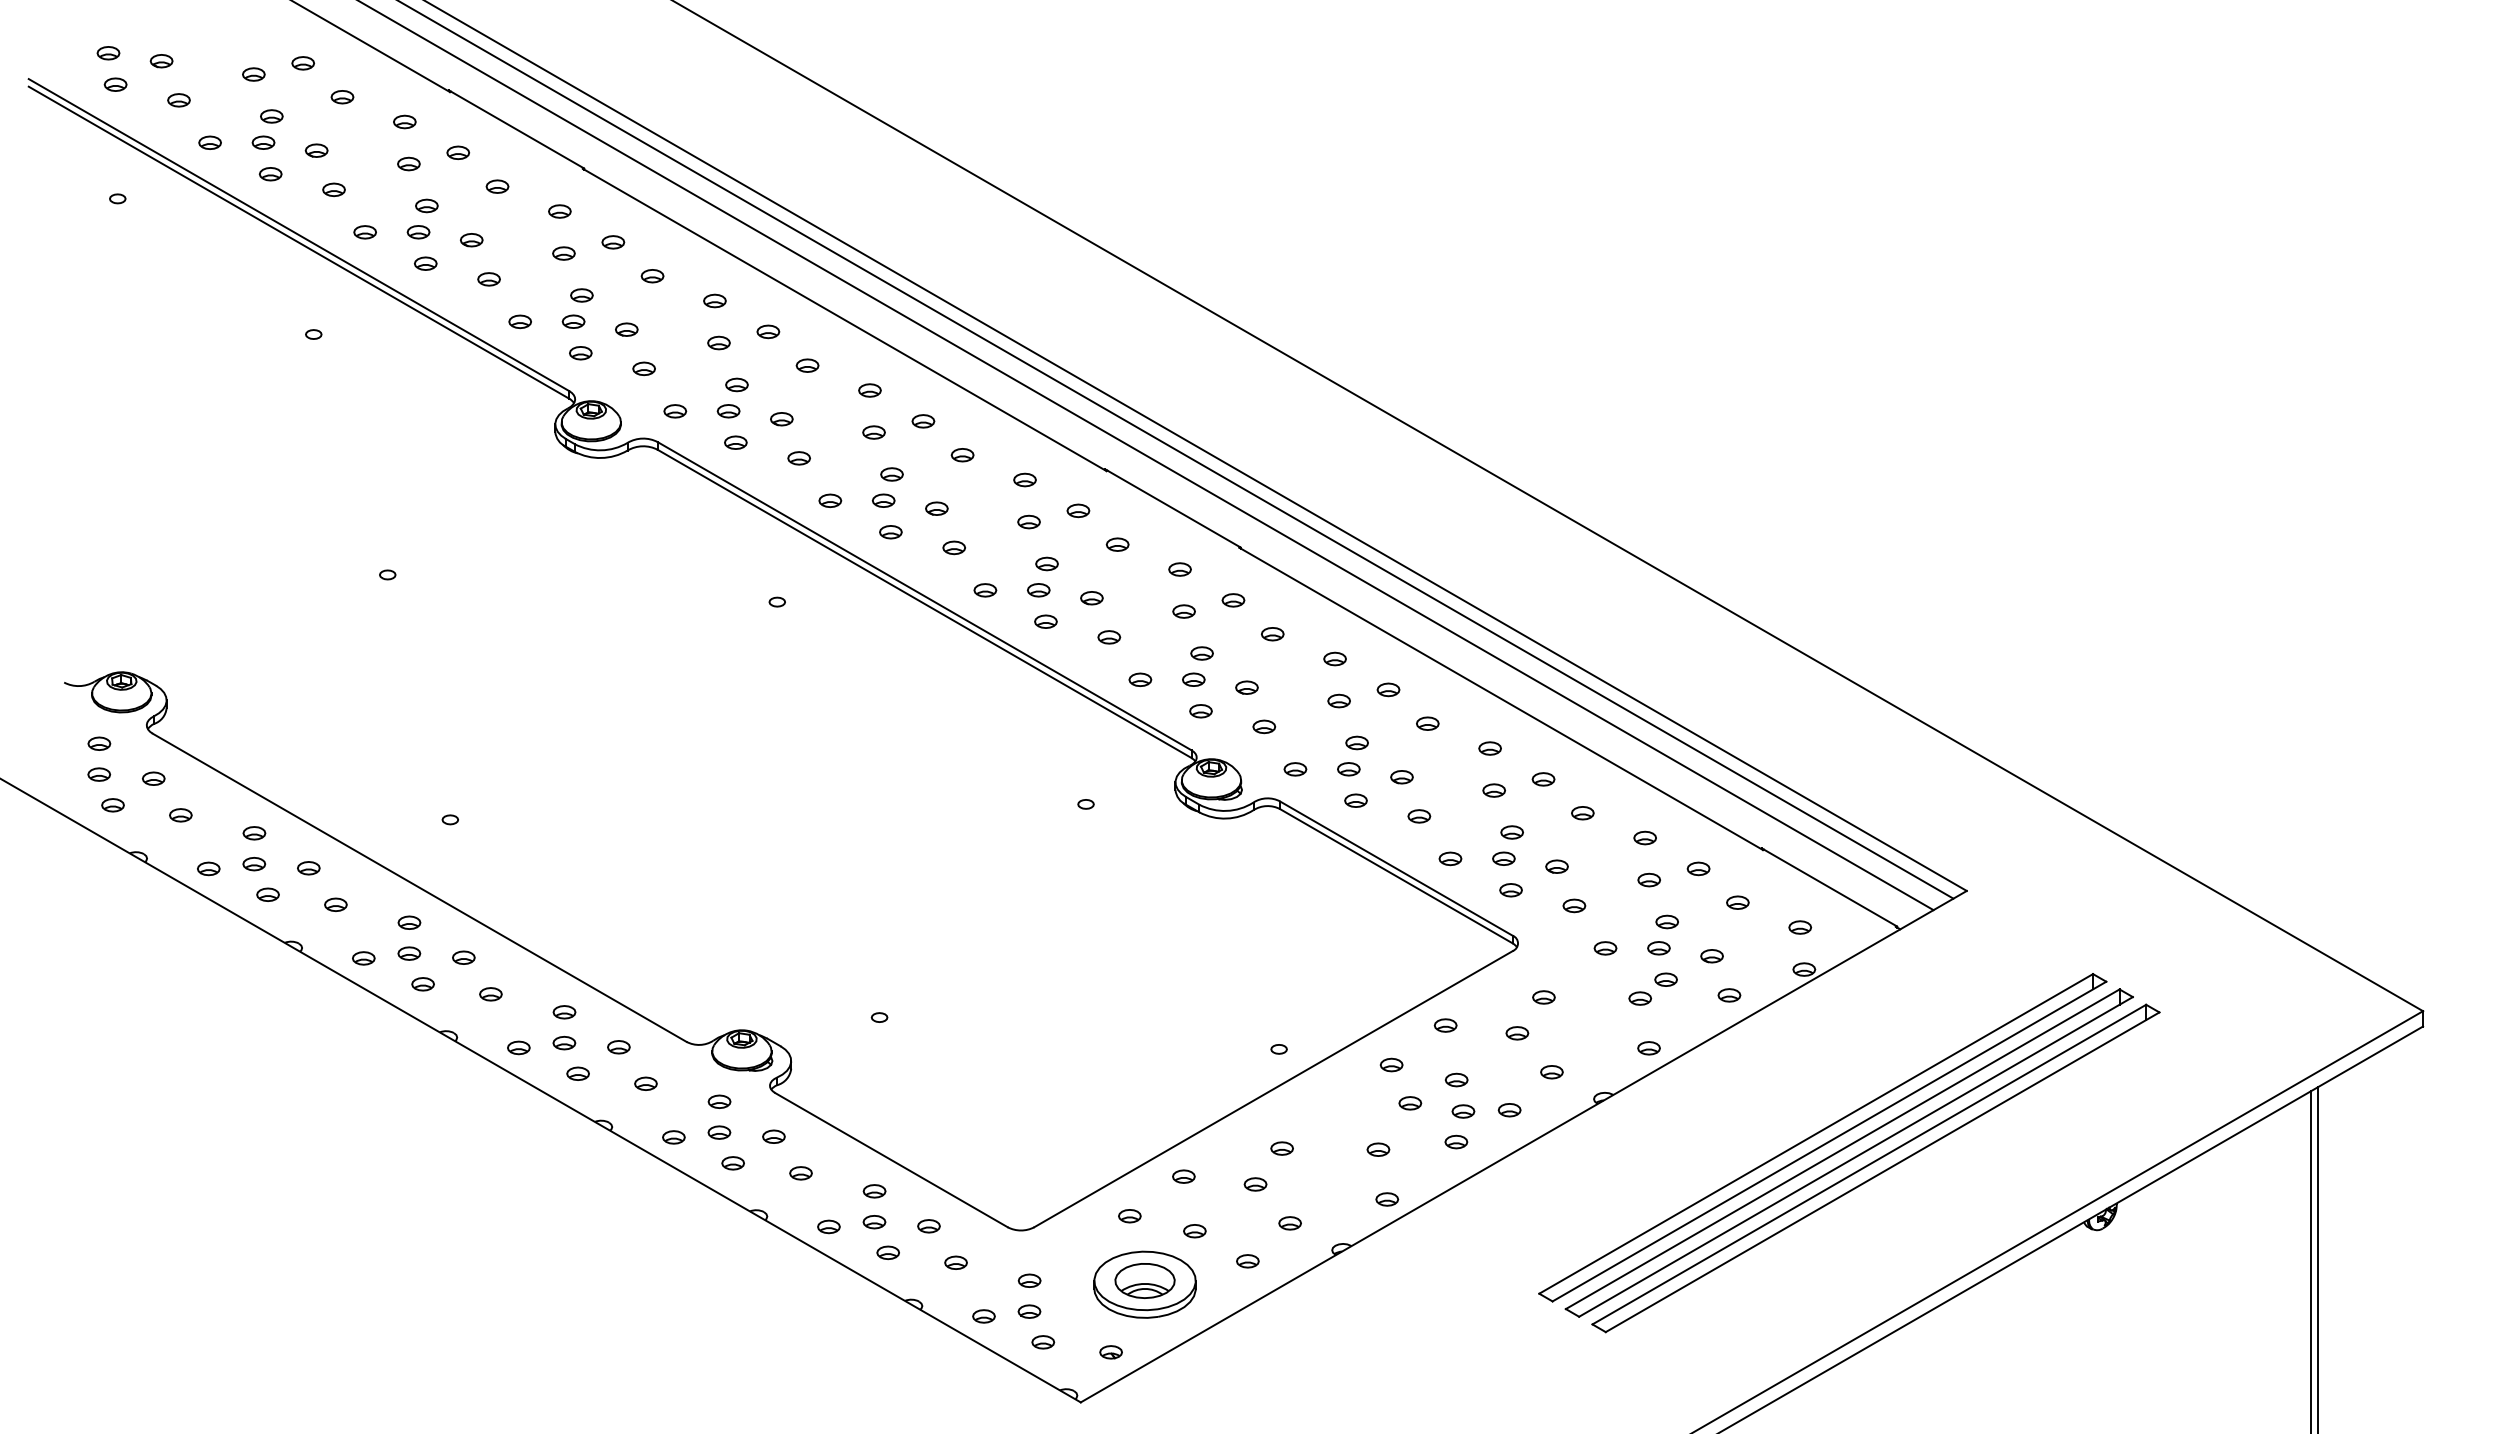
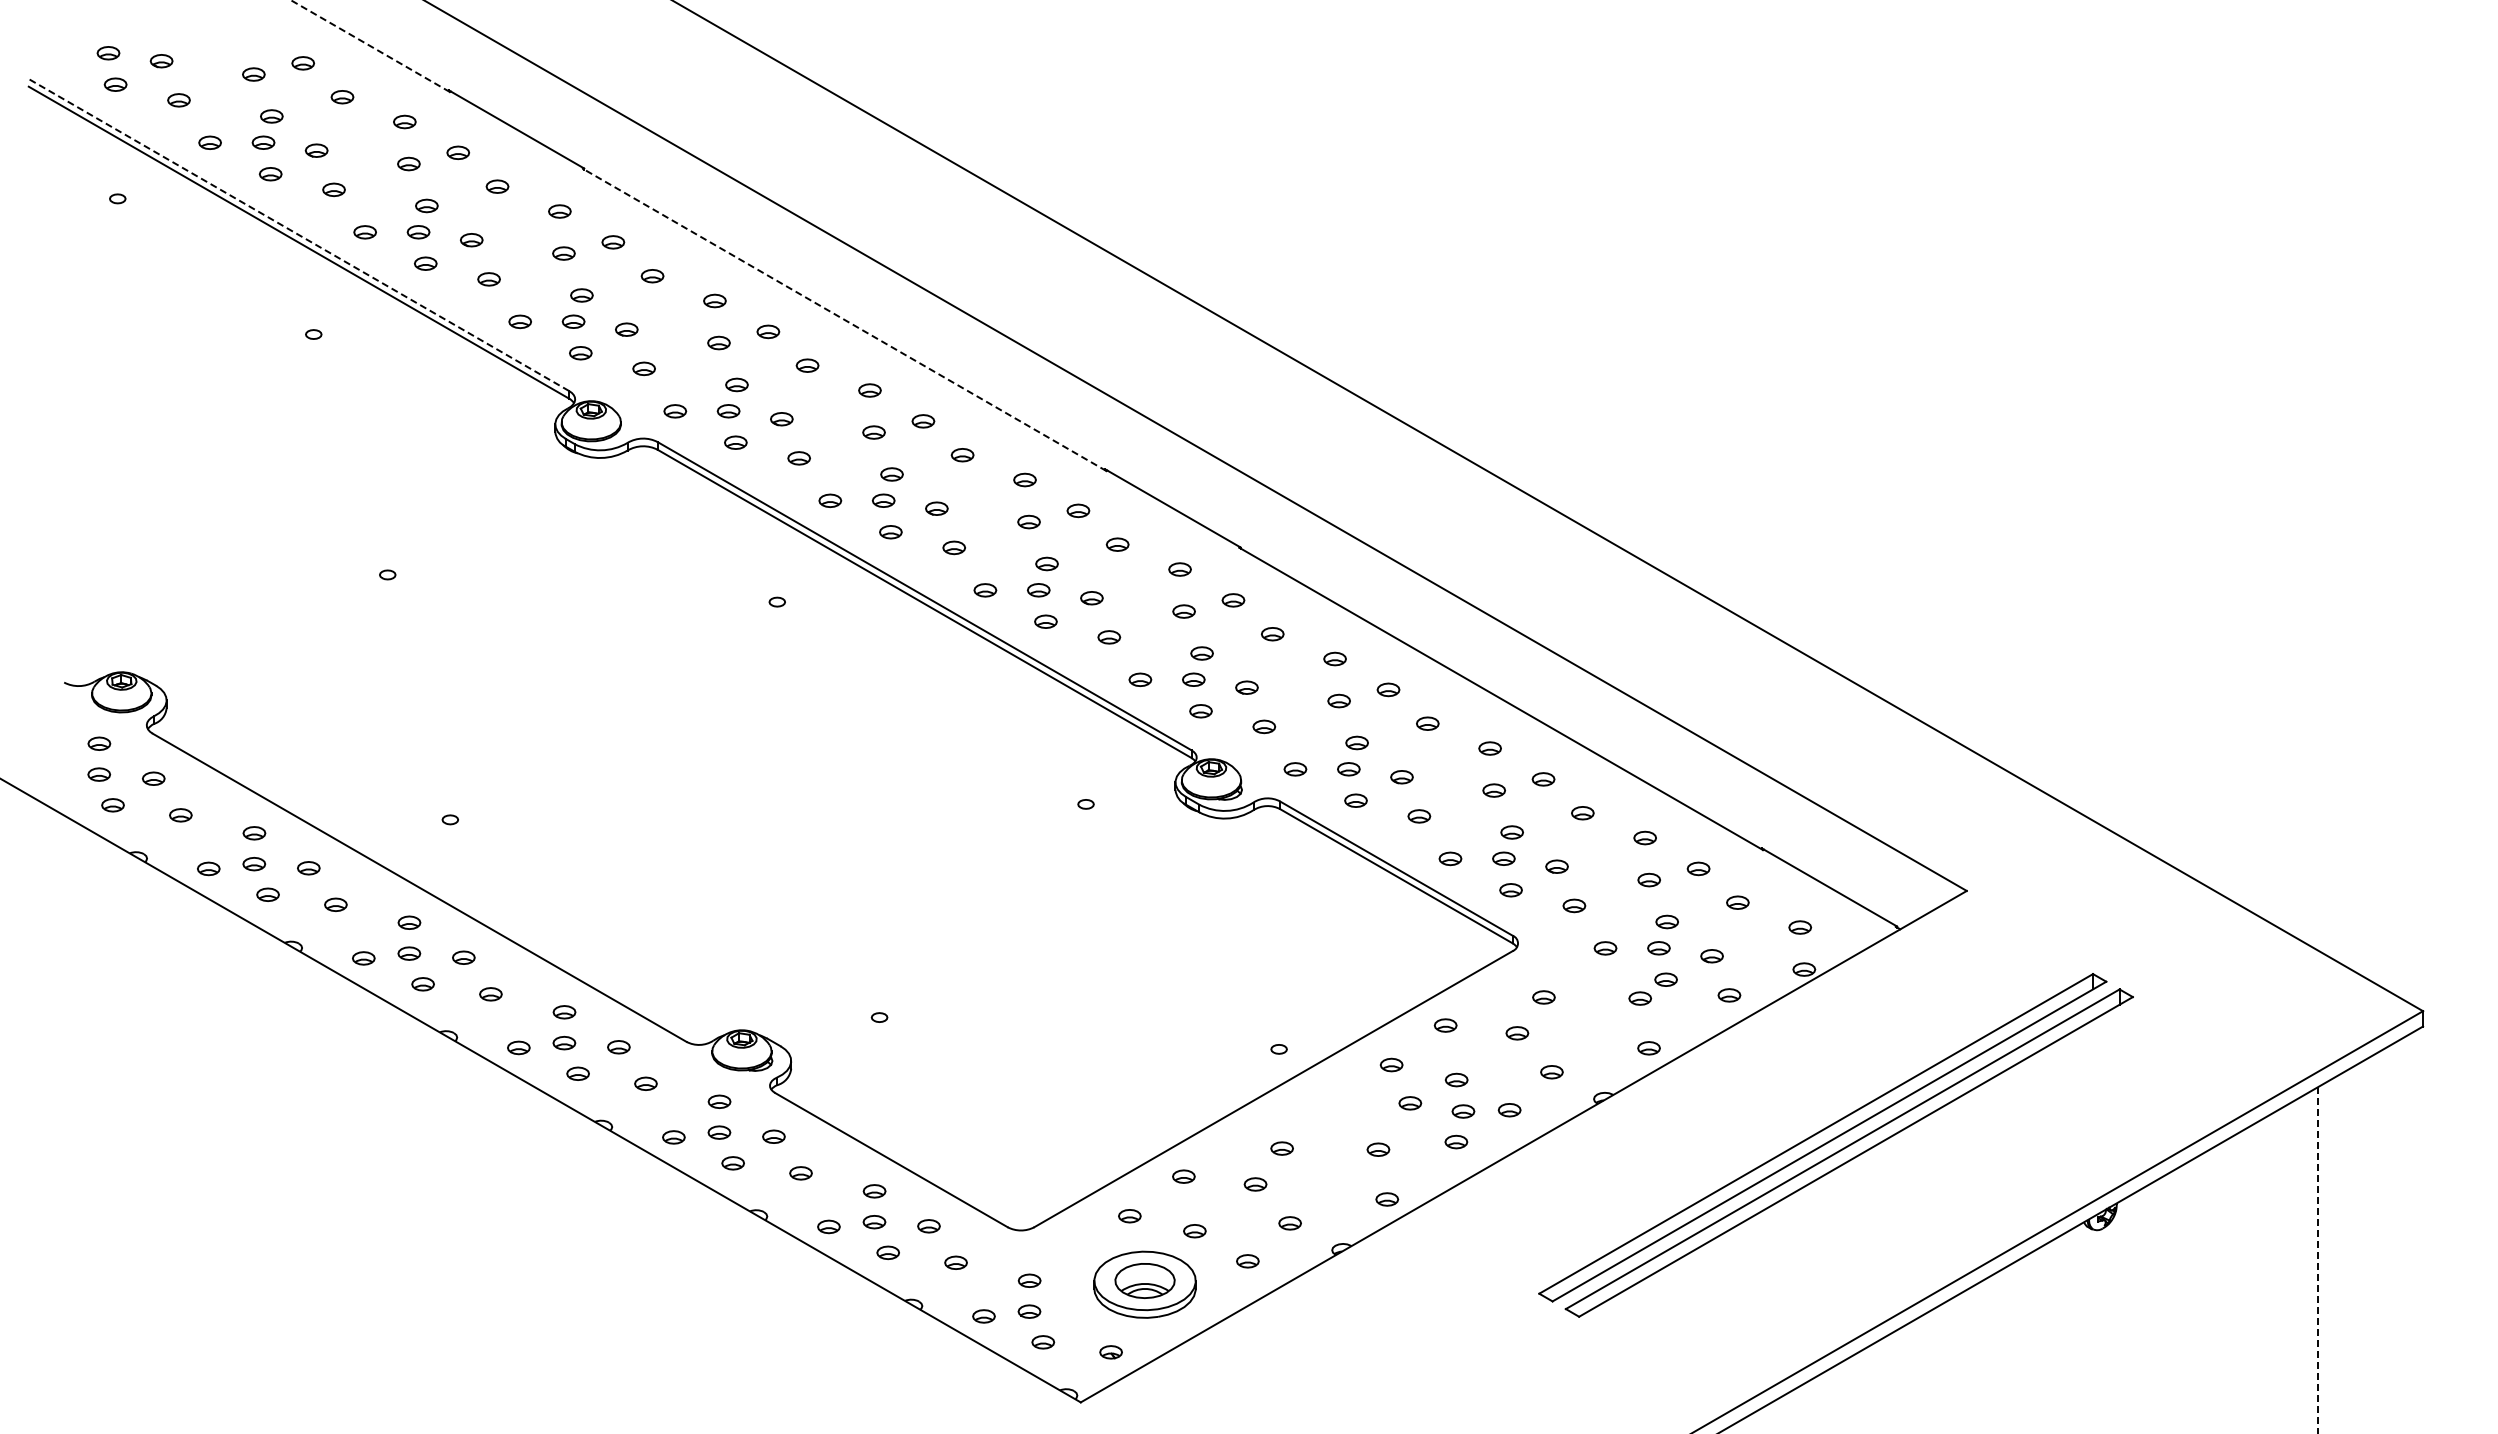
line: solid -> dashed (370, 46)
line: solid -> dashed (298, 235)
line: solid -> dashed (844, 319)
line: present -> none (1176, 450)
line: present -> none (1146, 456)
part: present -> none (1875, 1168)
line: present -> none (2311, 1260)
line: solid -> dashed (2317, 1261)
